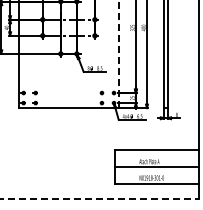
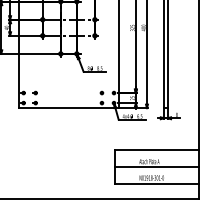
line: dashed -> solid (119, 54)
line: dashed -> solid (99, 199)
